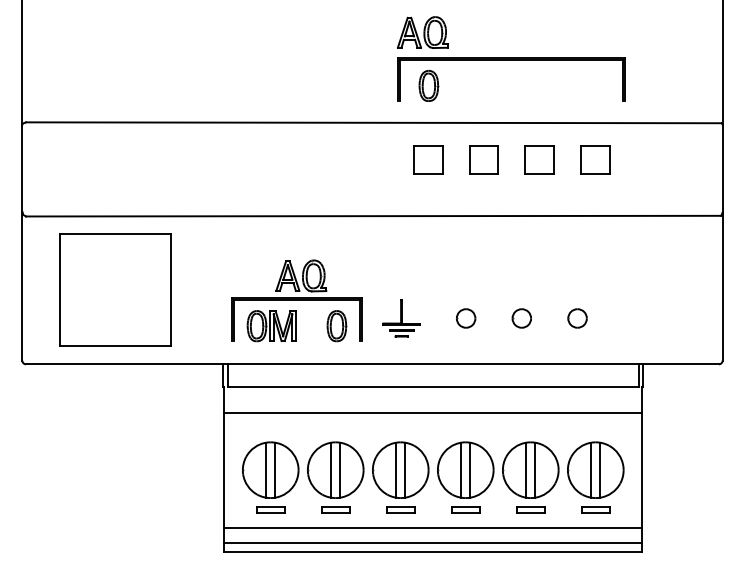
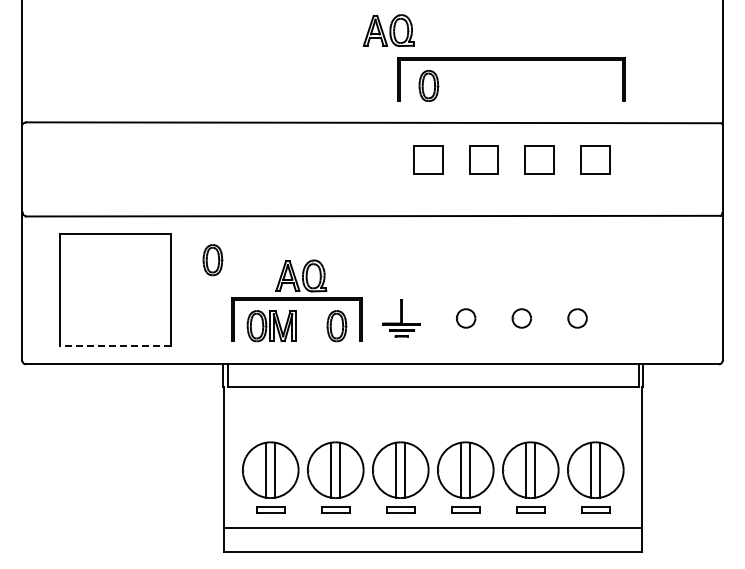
part position: (422, 32) -> (388, 30) (388, 30)
part: none -> present (212, 260)
line: solid -> dashed (115, 345)
line: present -> none (433, 413)
line: present -> none (433, 542)
